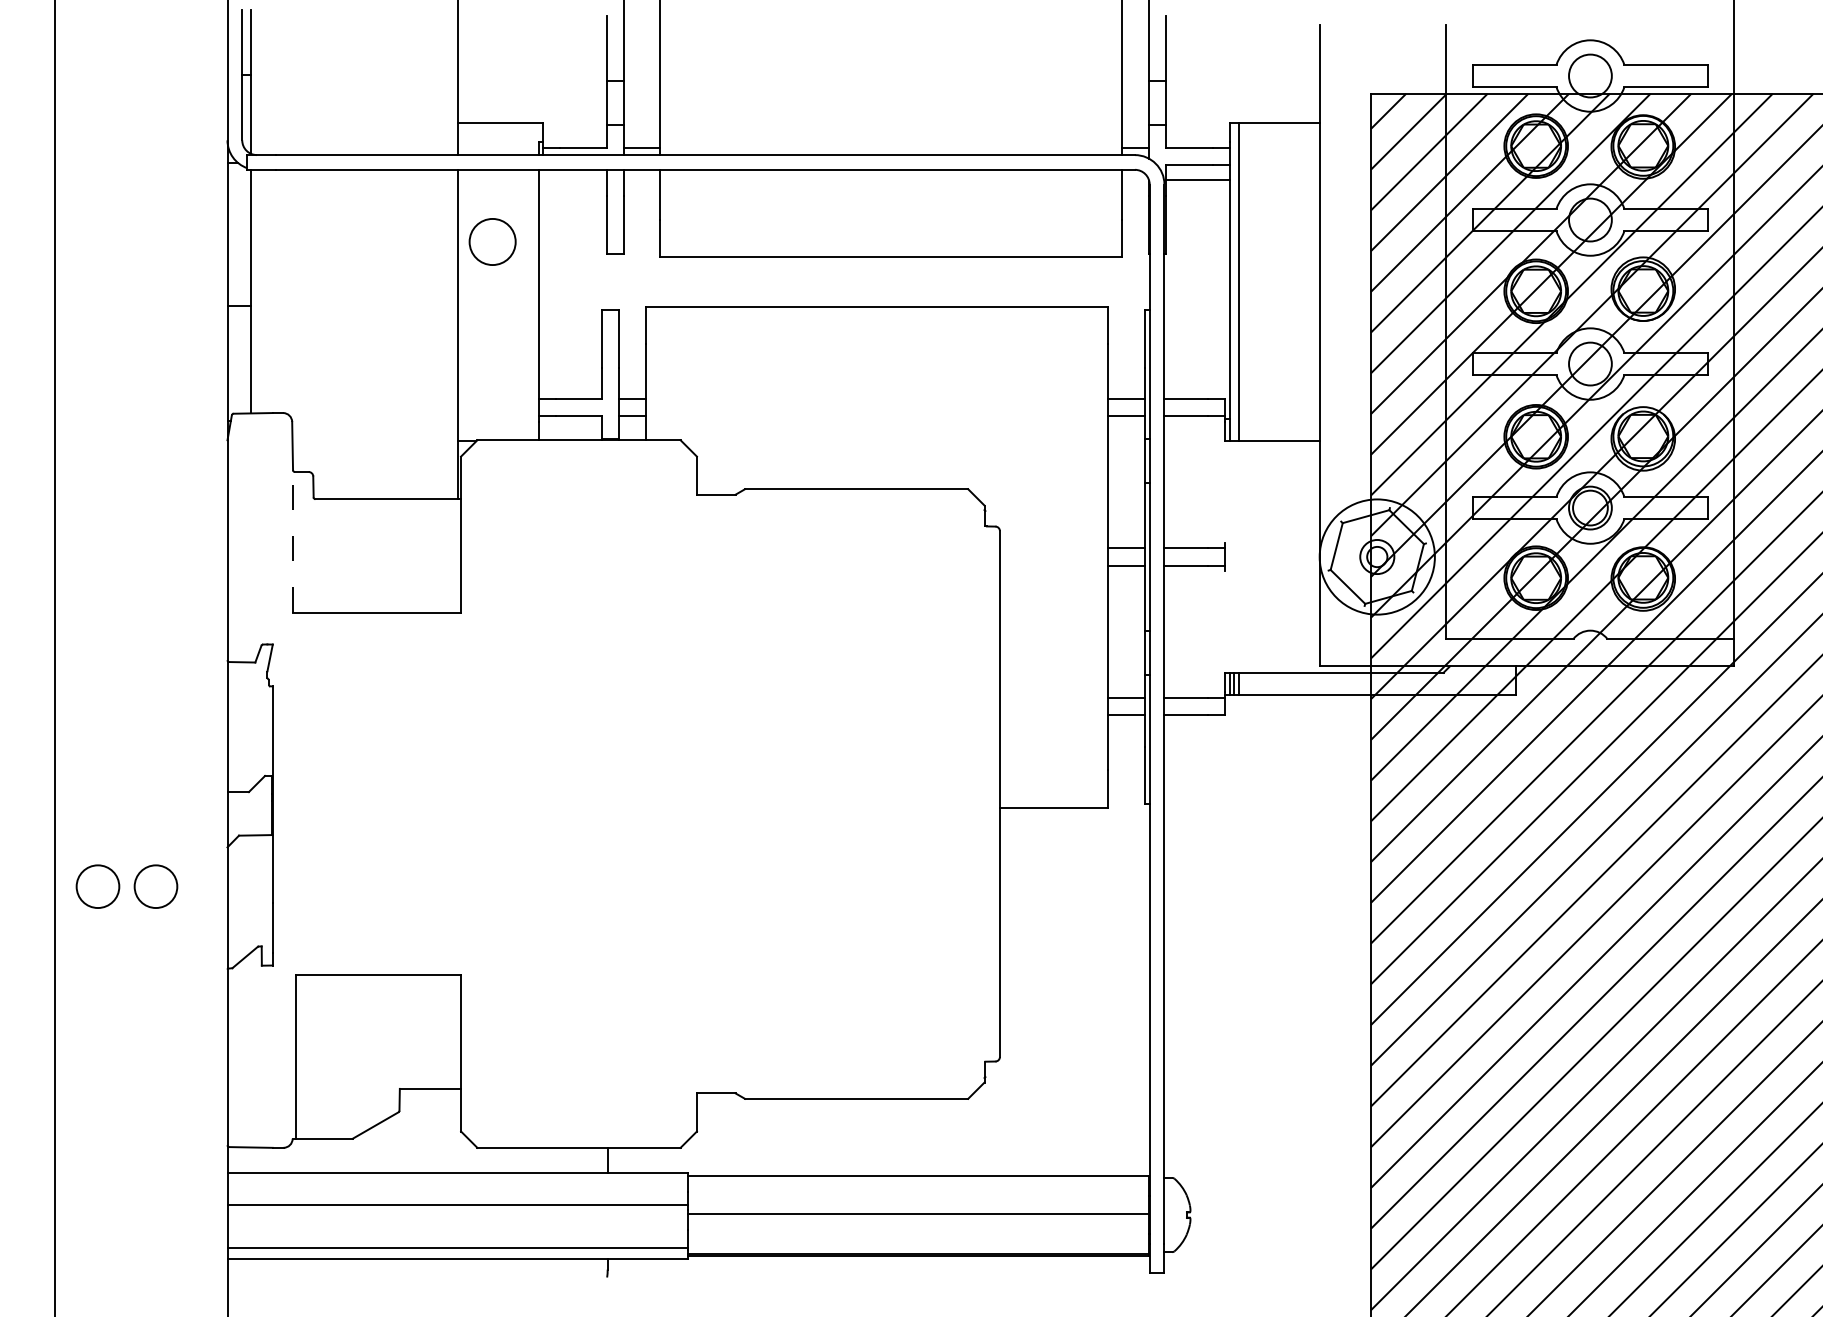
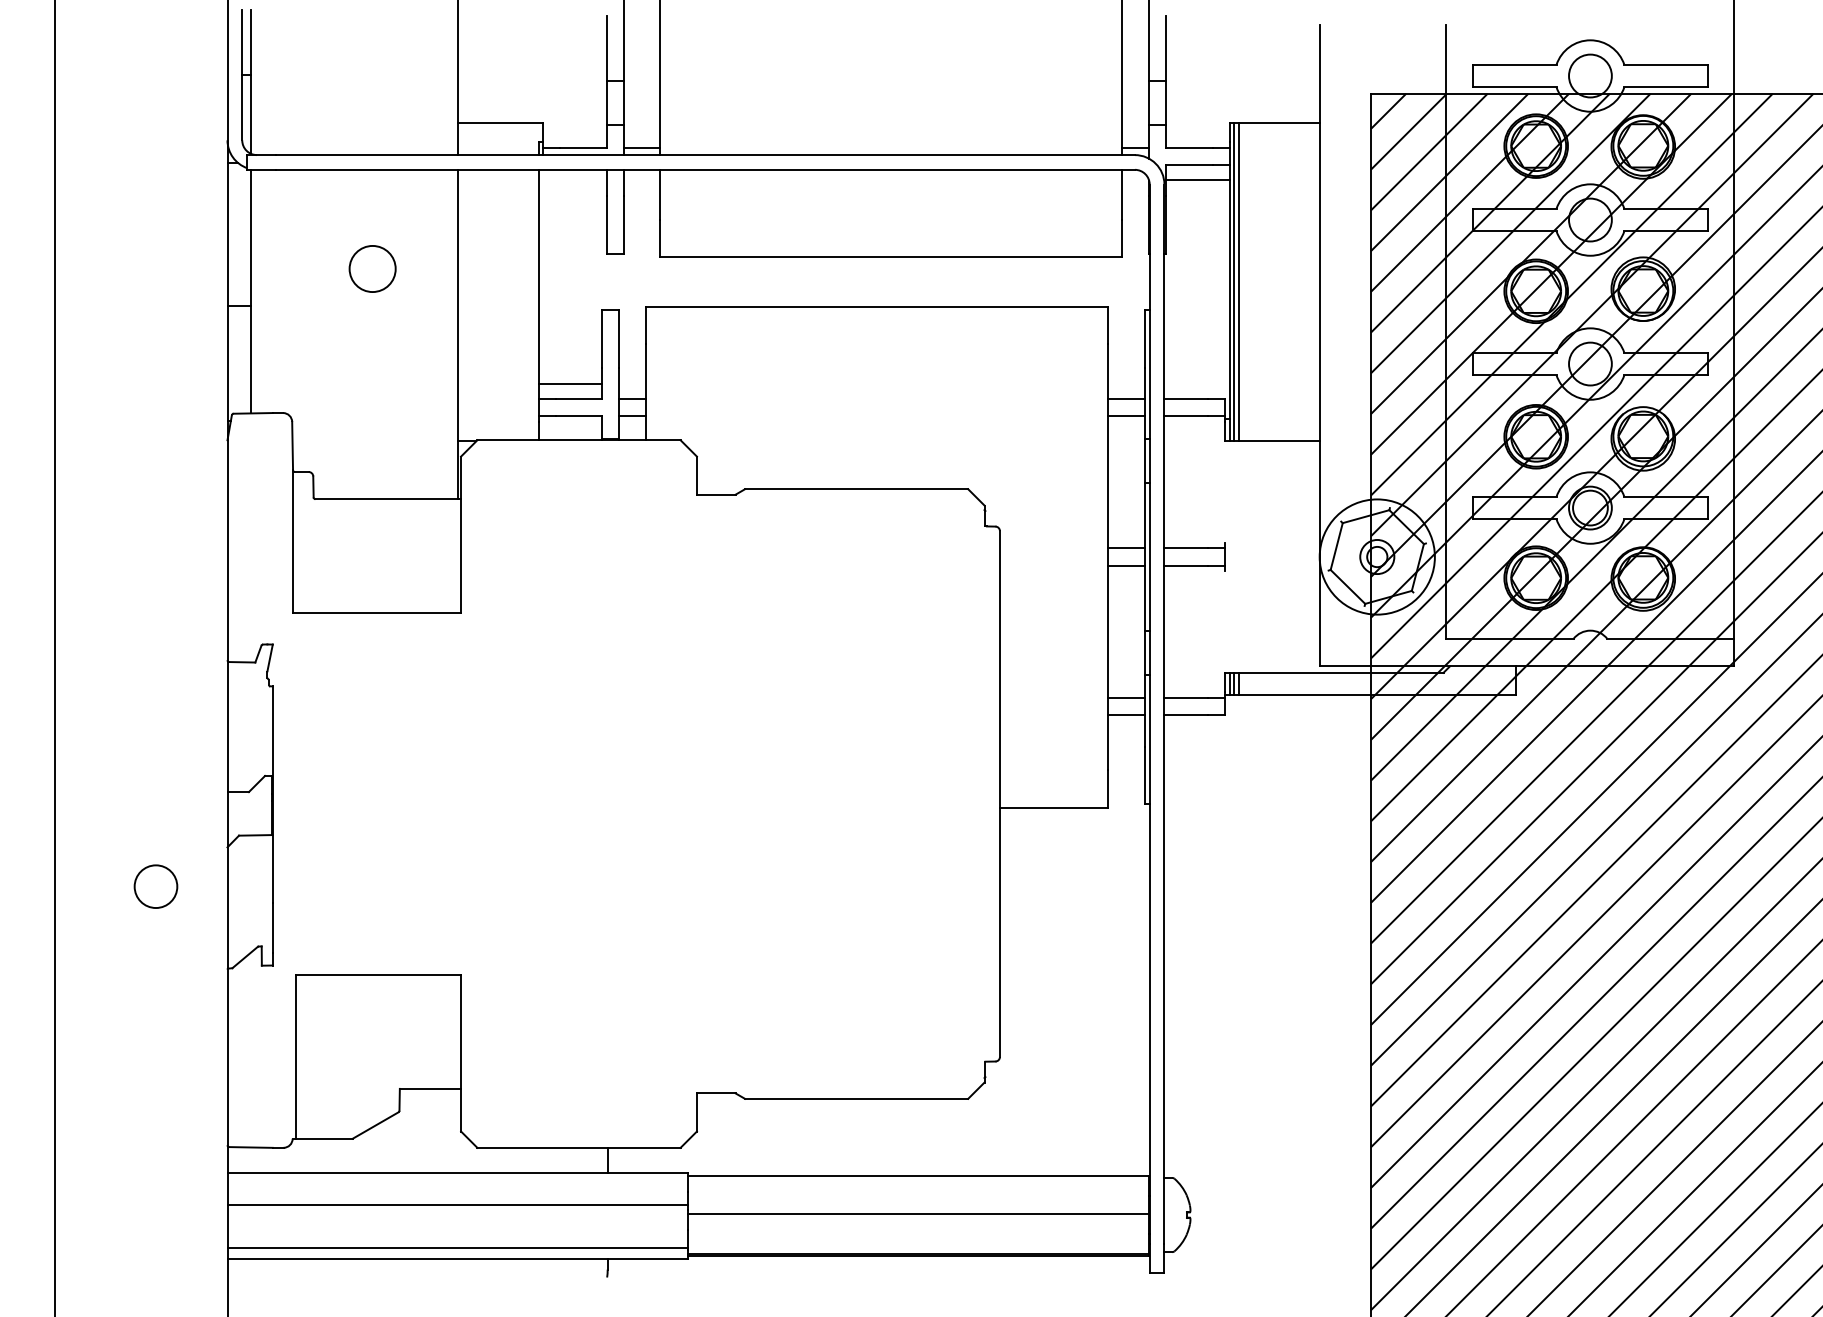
circle position: (492, 241) -> (372, 268) (372, 268)
line: none -> present (1234, 281)
line: none -> present (569, 384)
line: dashed -> solid (293, 540)
circle: present -> none (97, 886)
